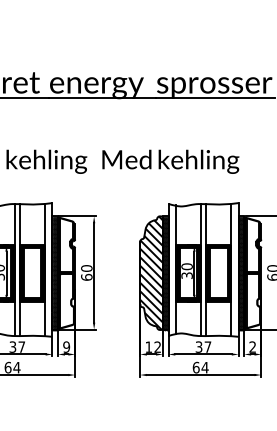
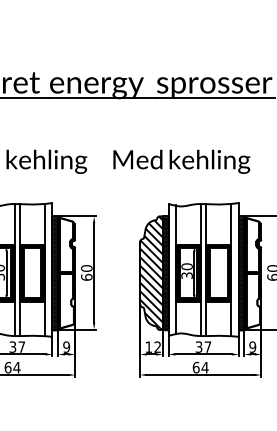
text position: (170, 161) -> (181, 161) (181, 161)
text: 2 -> 9 (252, 346)
